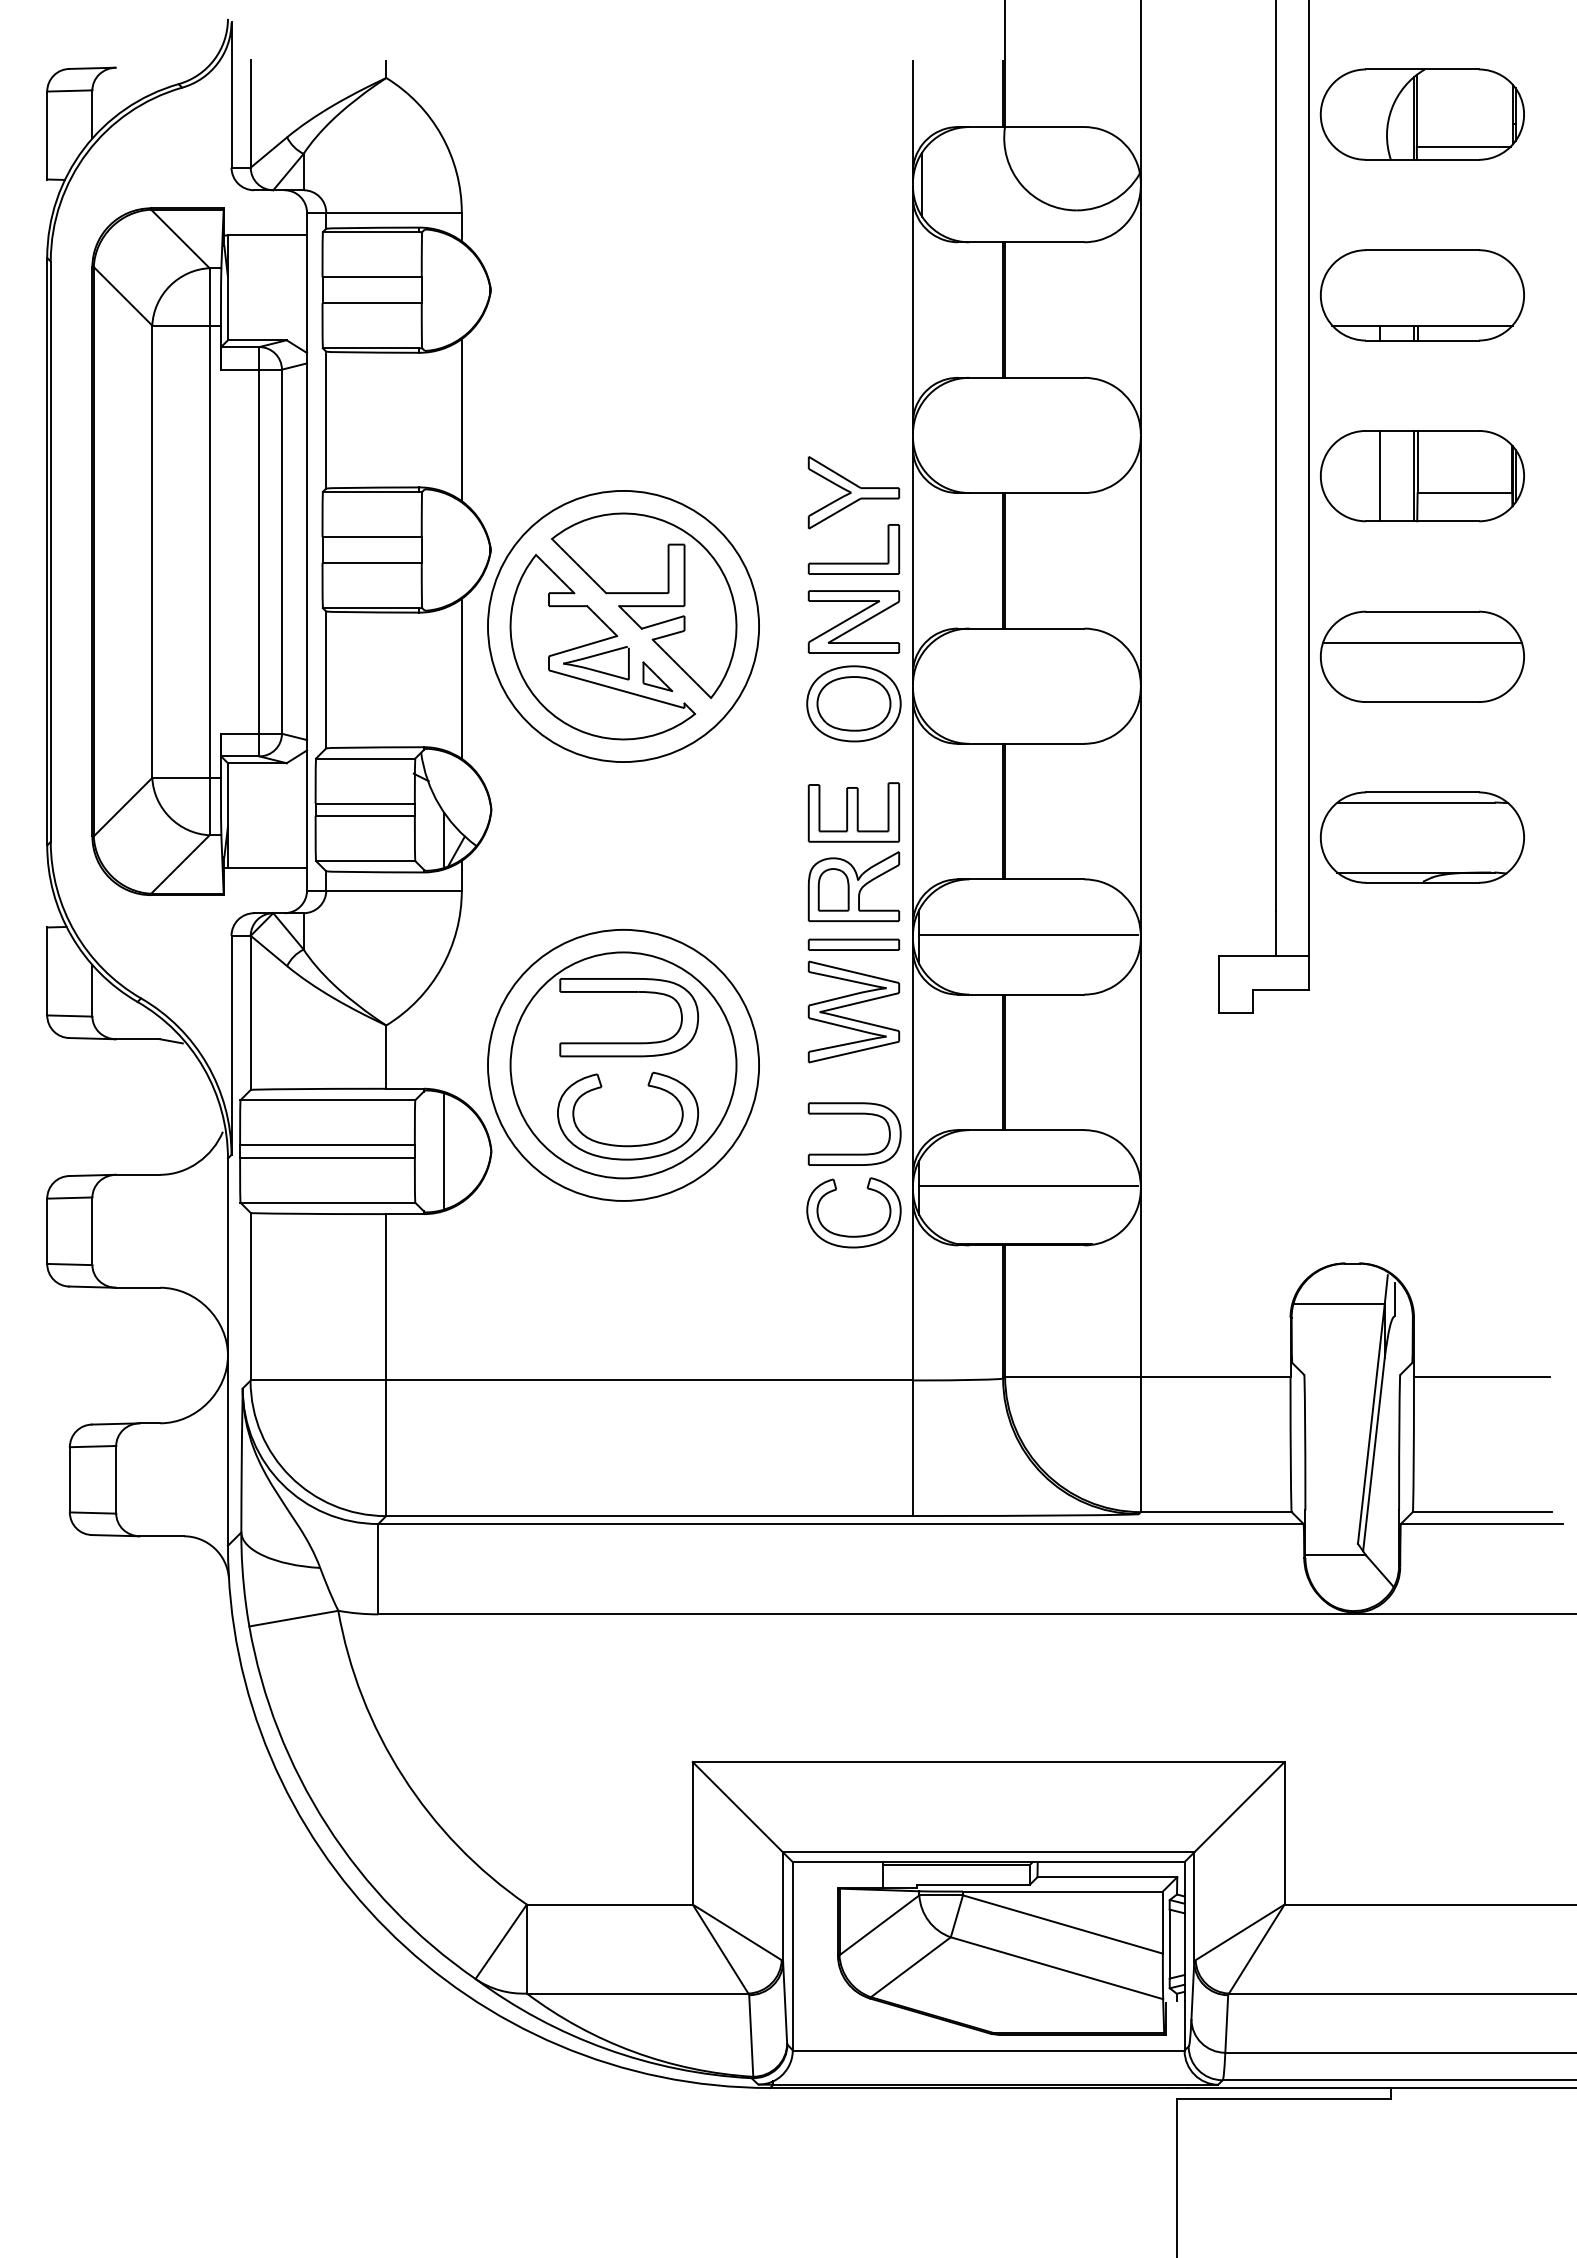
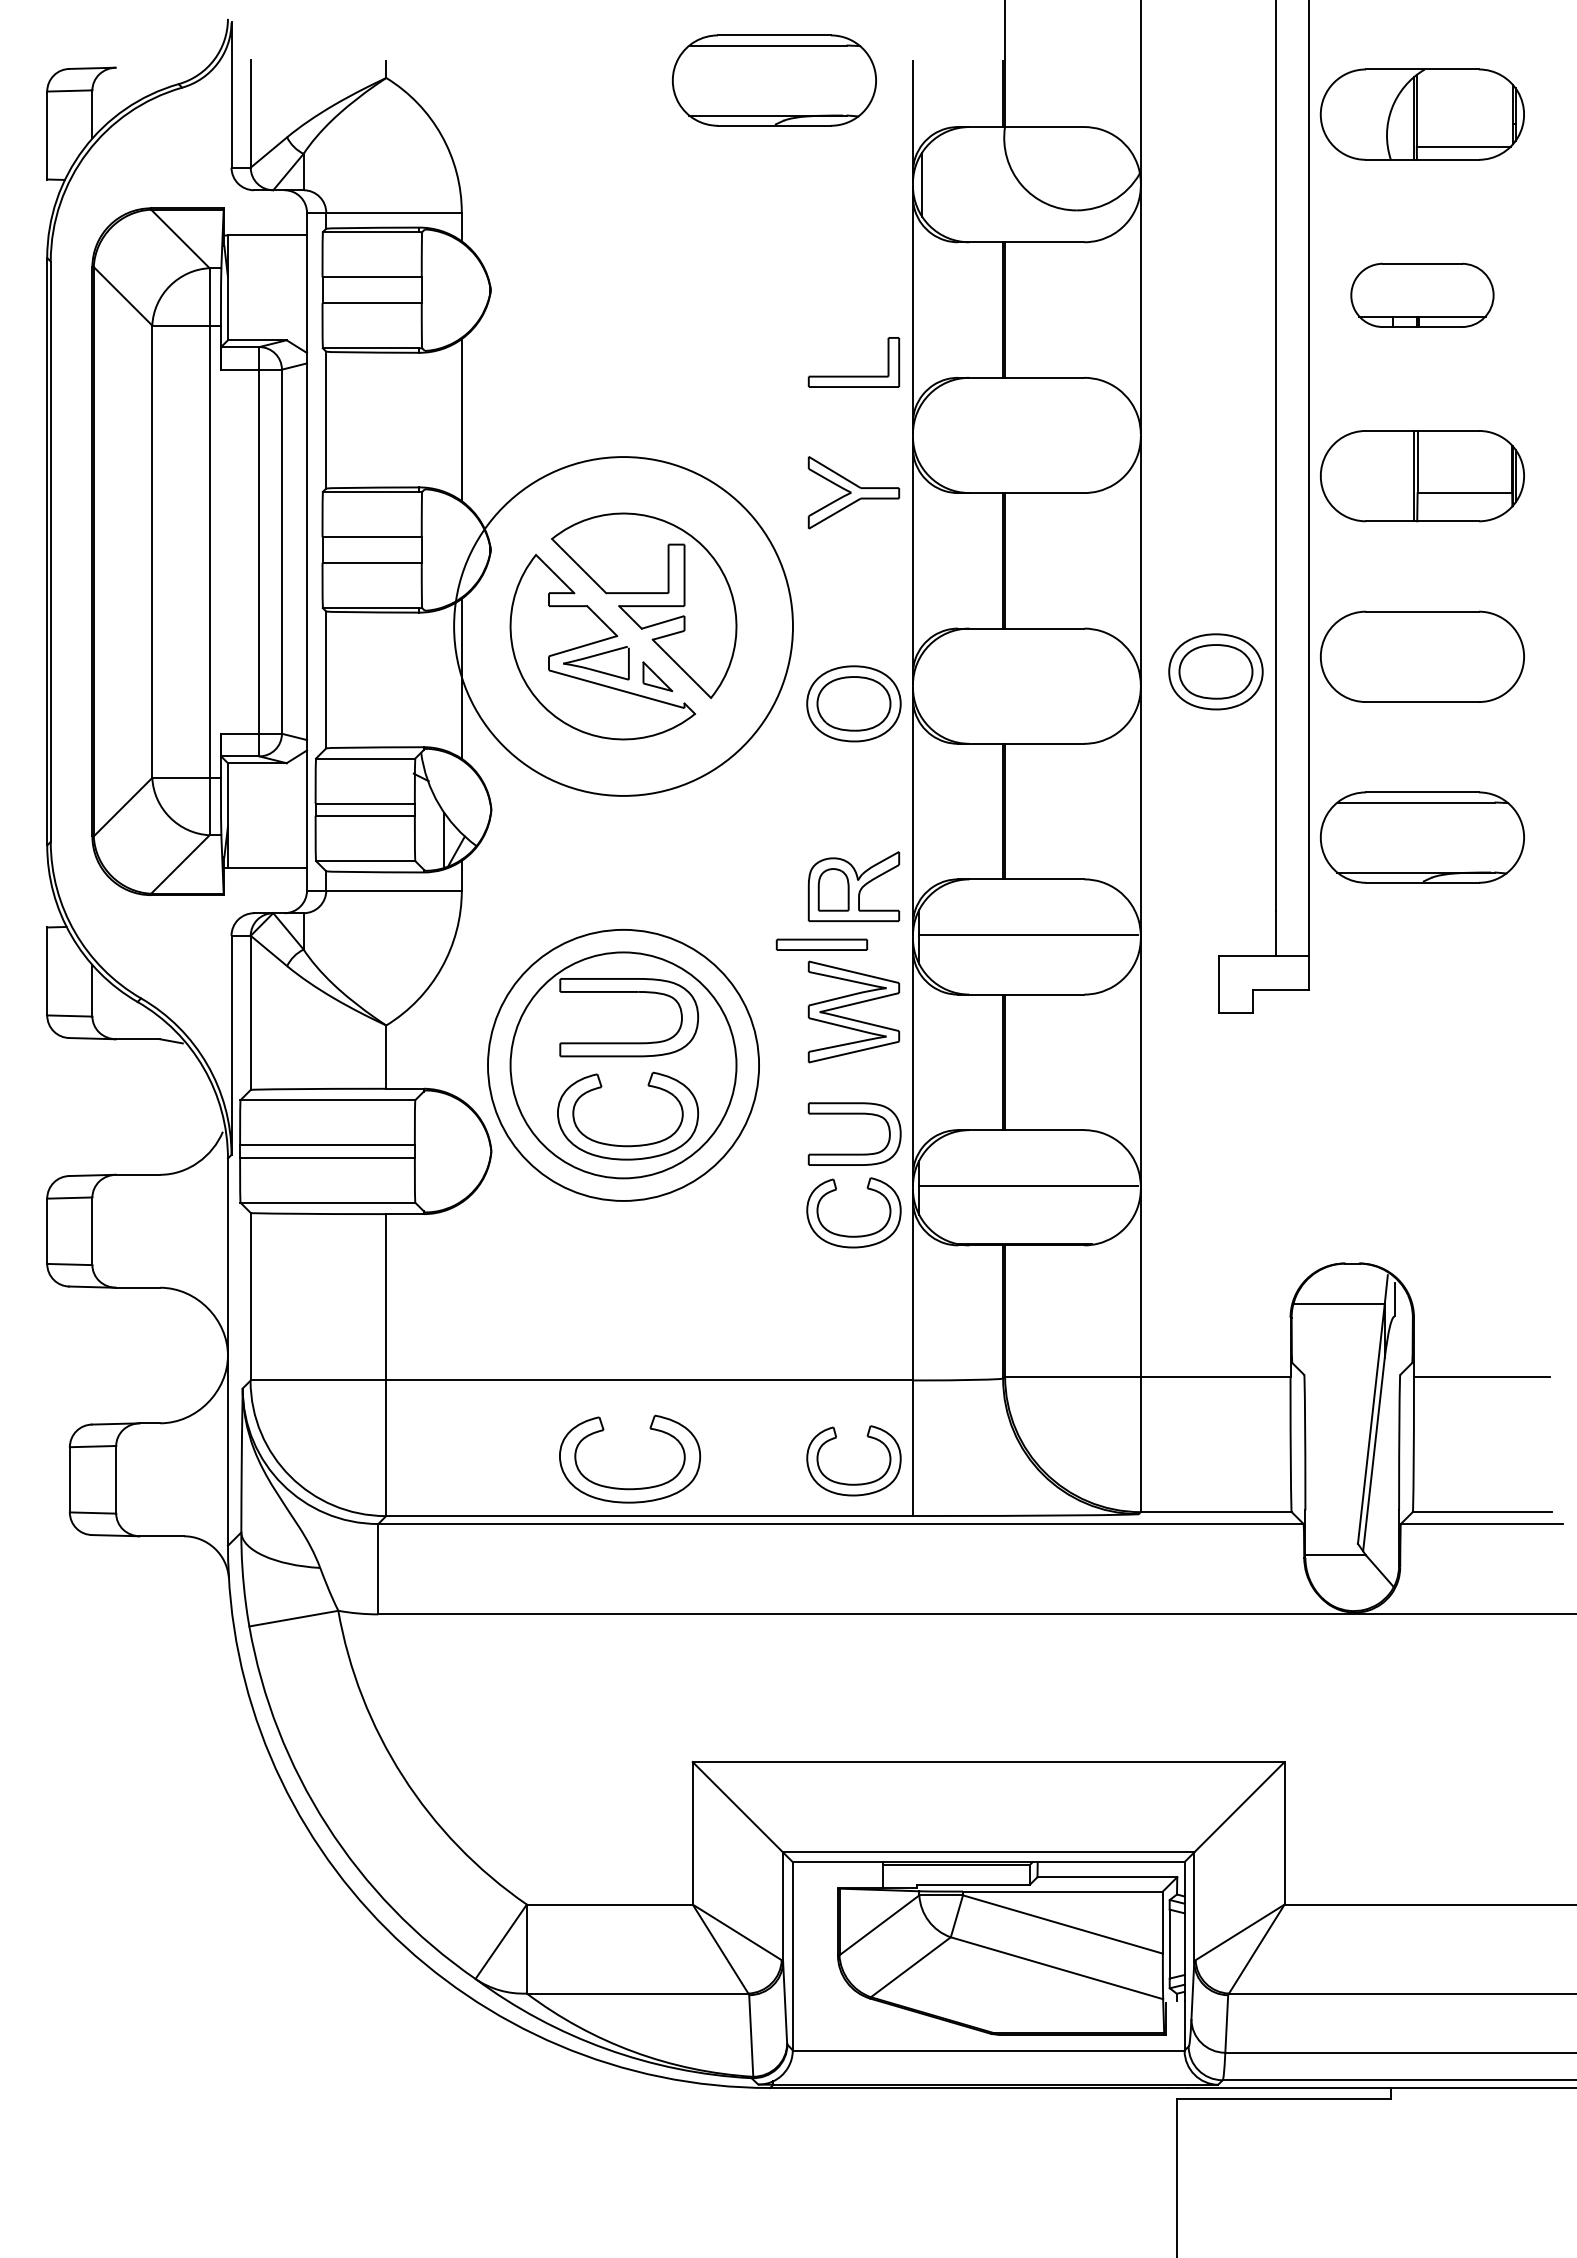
part: none -> present (774, 80)
part size: 205x93 px -> 145x66 px (1422, 294)
line: present -> none (1380, 475)
part position: (853, 562) -> (853, 375) (853, 375)
part: present -> none (853, 621)
circle diameter: 271 px -> 339 px (623, 626)
line: present -> none (1421, 642)
part: none -> present (1215, 671)
part: present -> none (853, 812)
part position: (853, 944) -> (821, 944) (821, 944)
line: present -> none (444, 1151)
part: none -> present (853, 1483)
part: none -> present (630, 1488)
